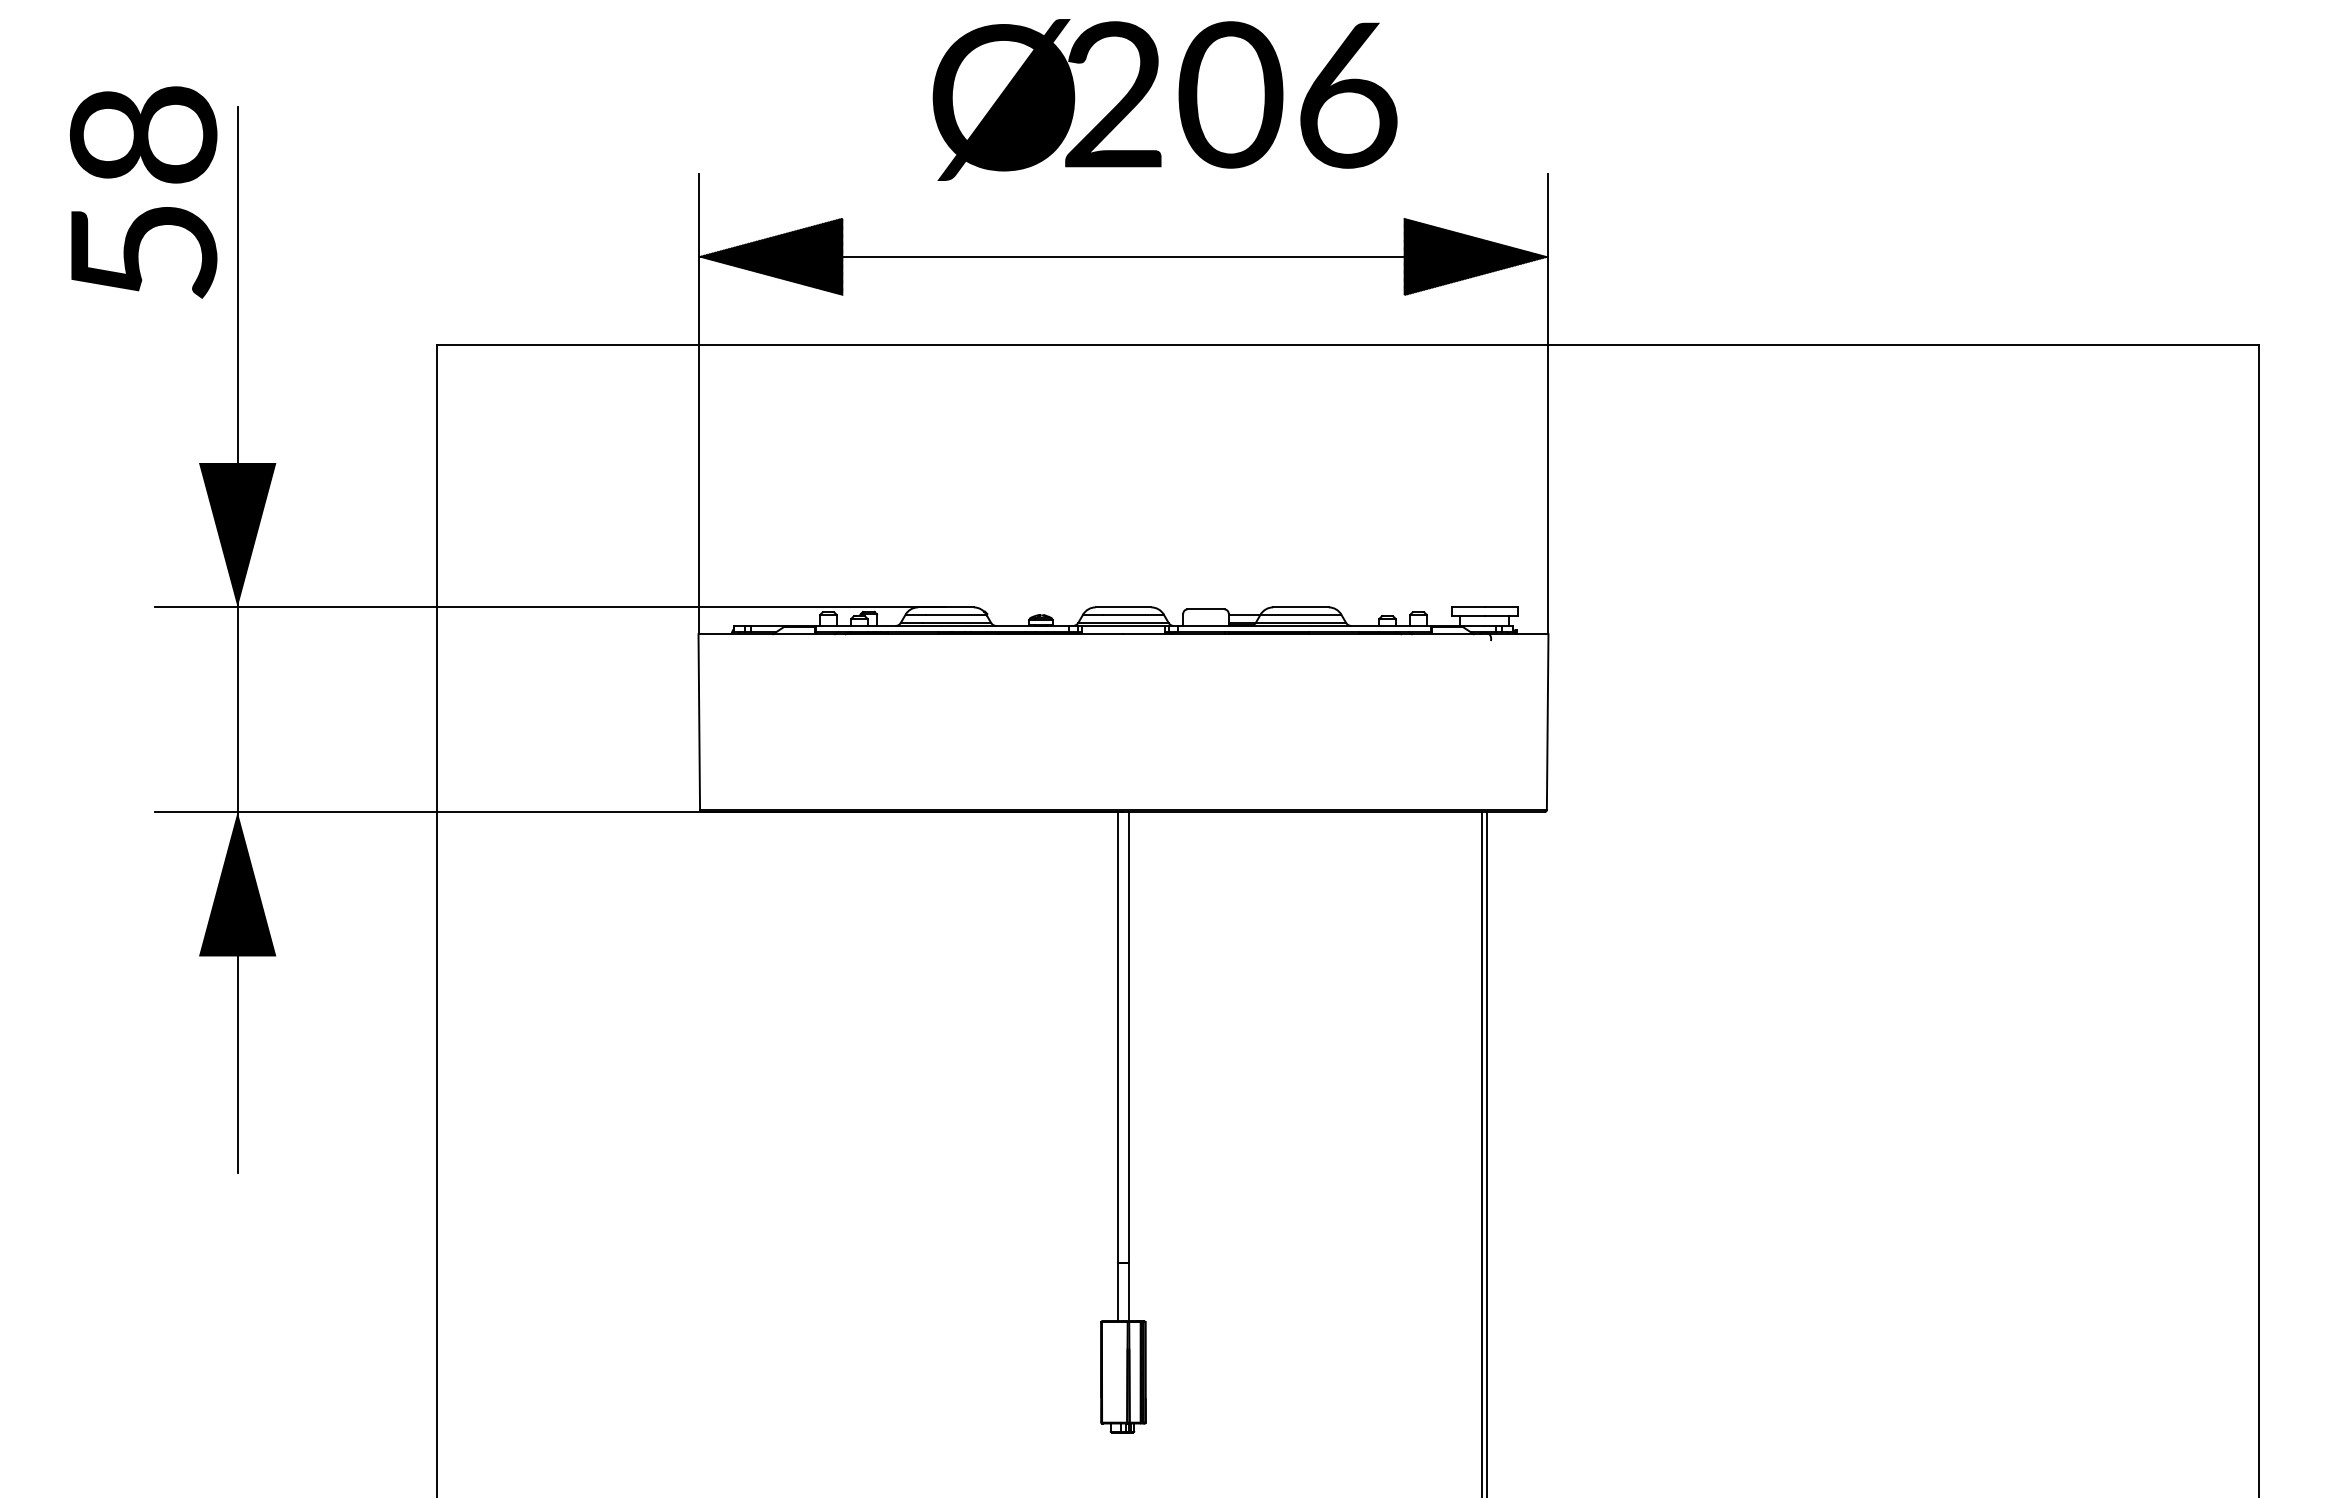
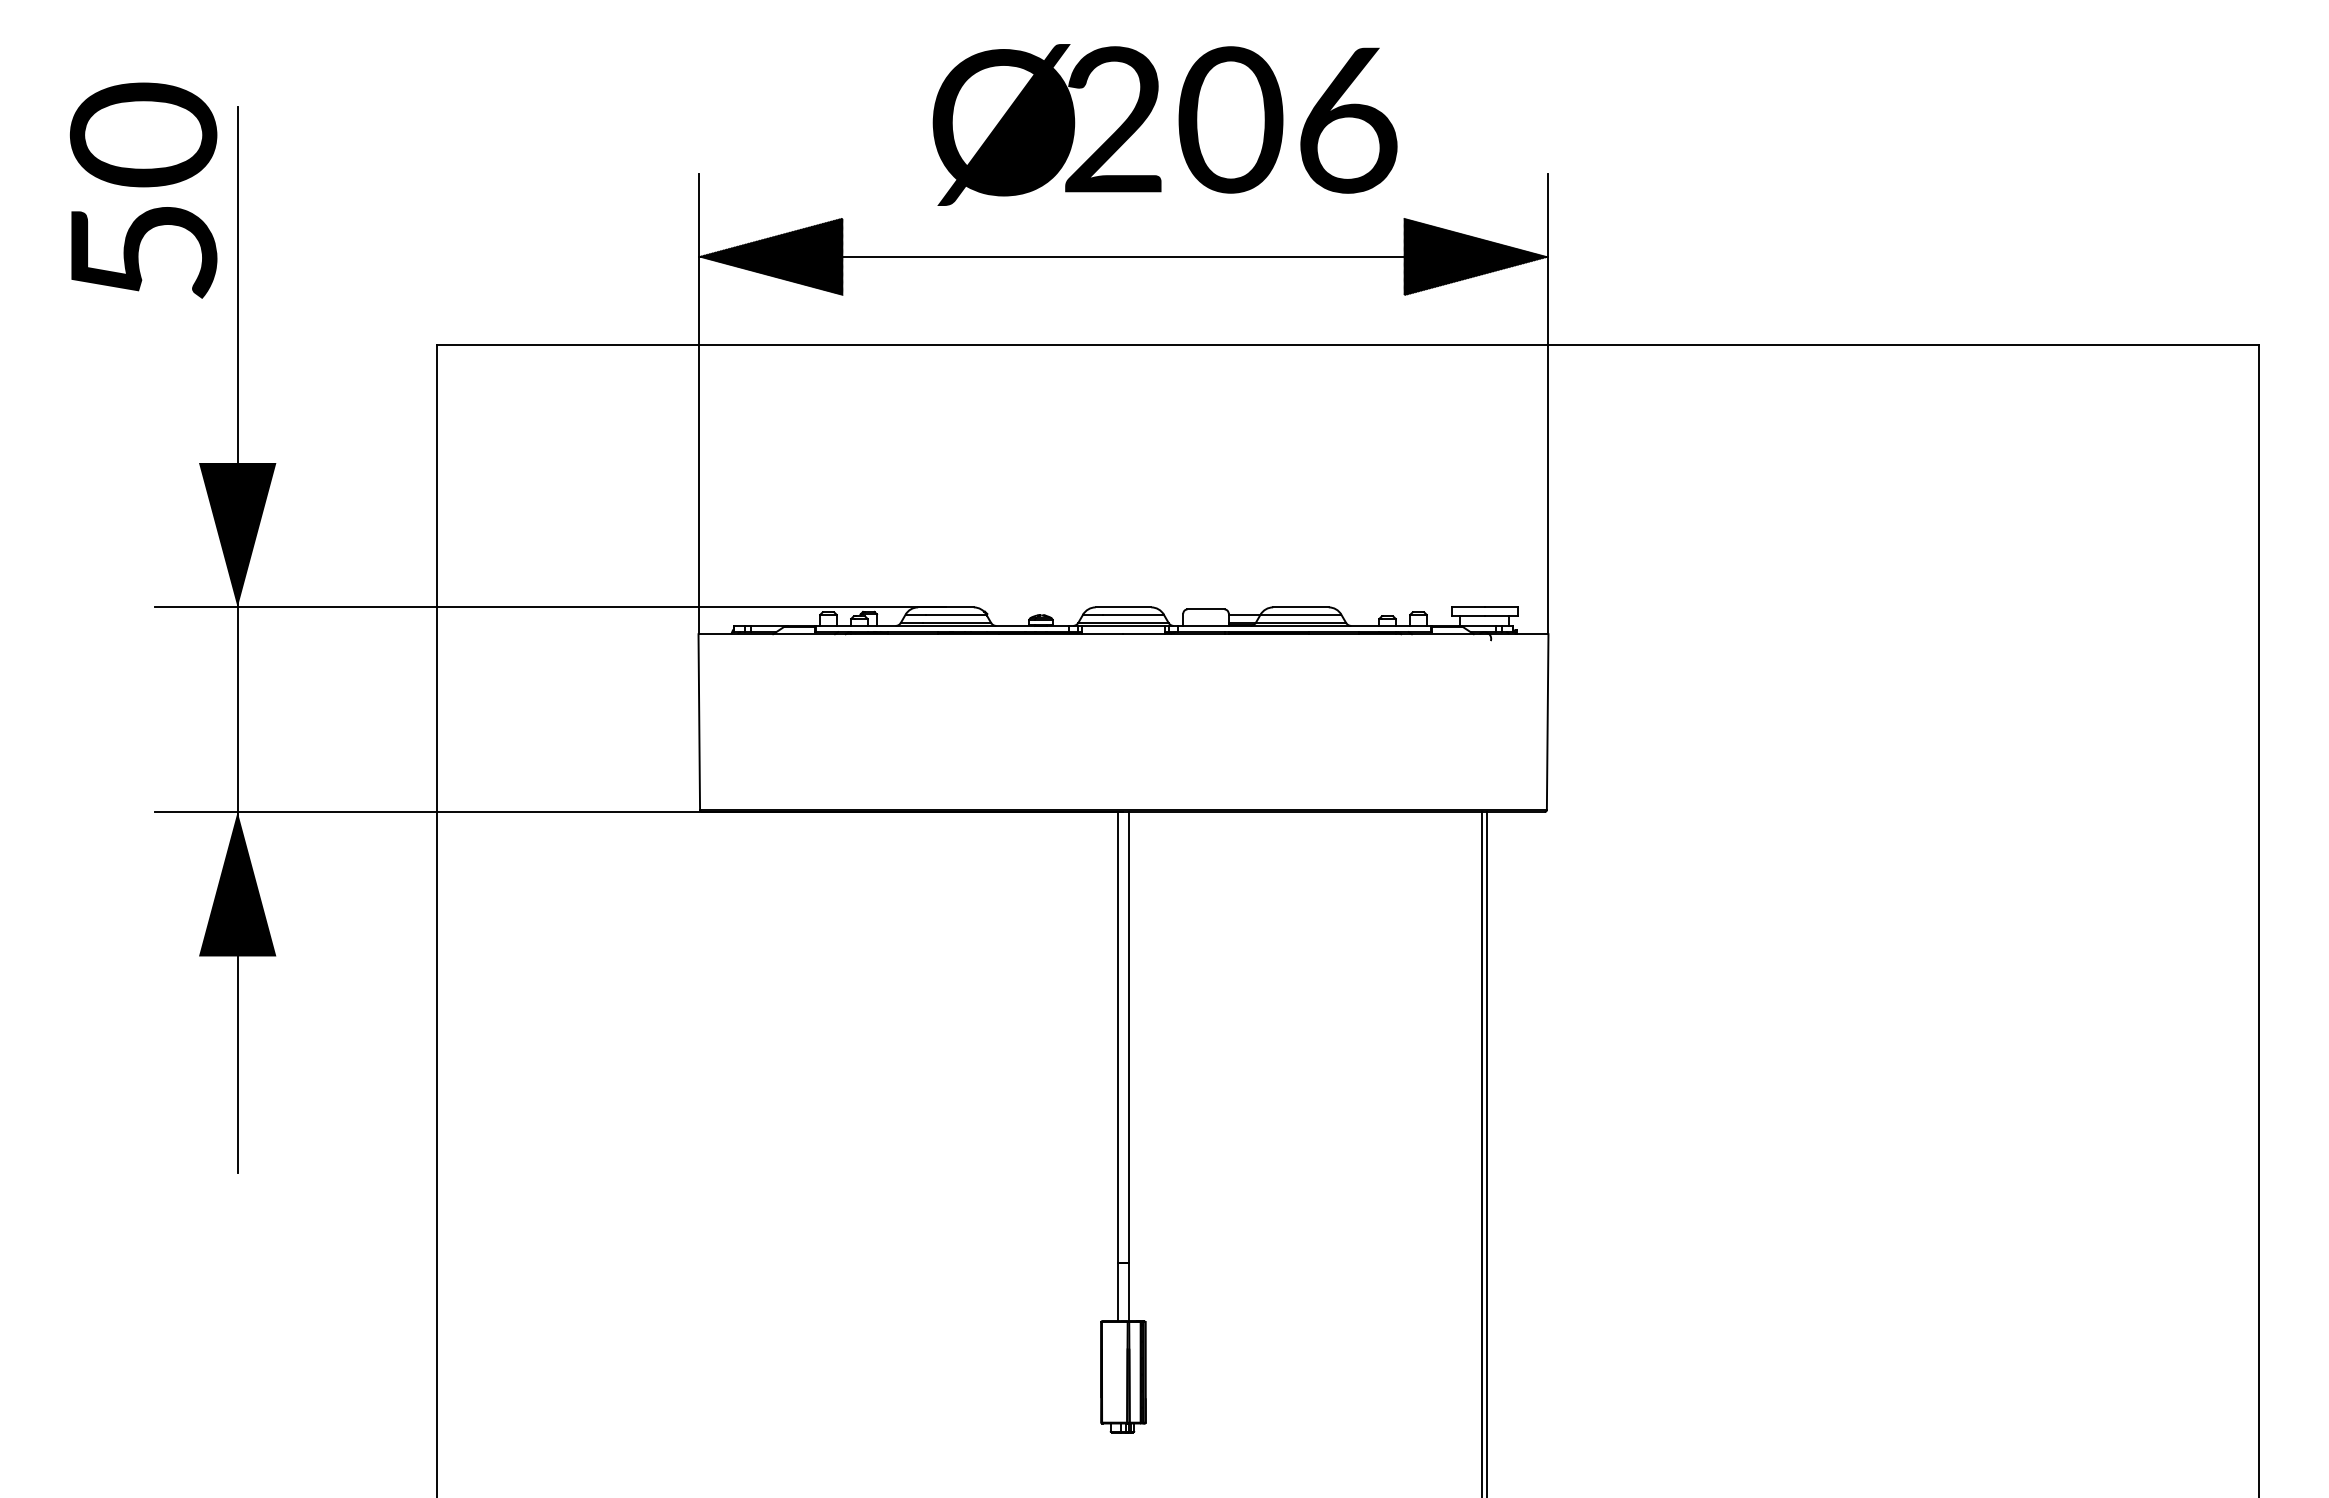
text position: (1164, 99) -> (1164, 124) (1164, 124)
text: 58 -> 50 (144, 134)
